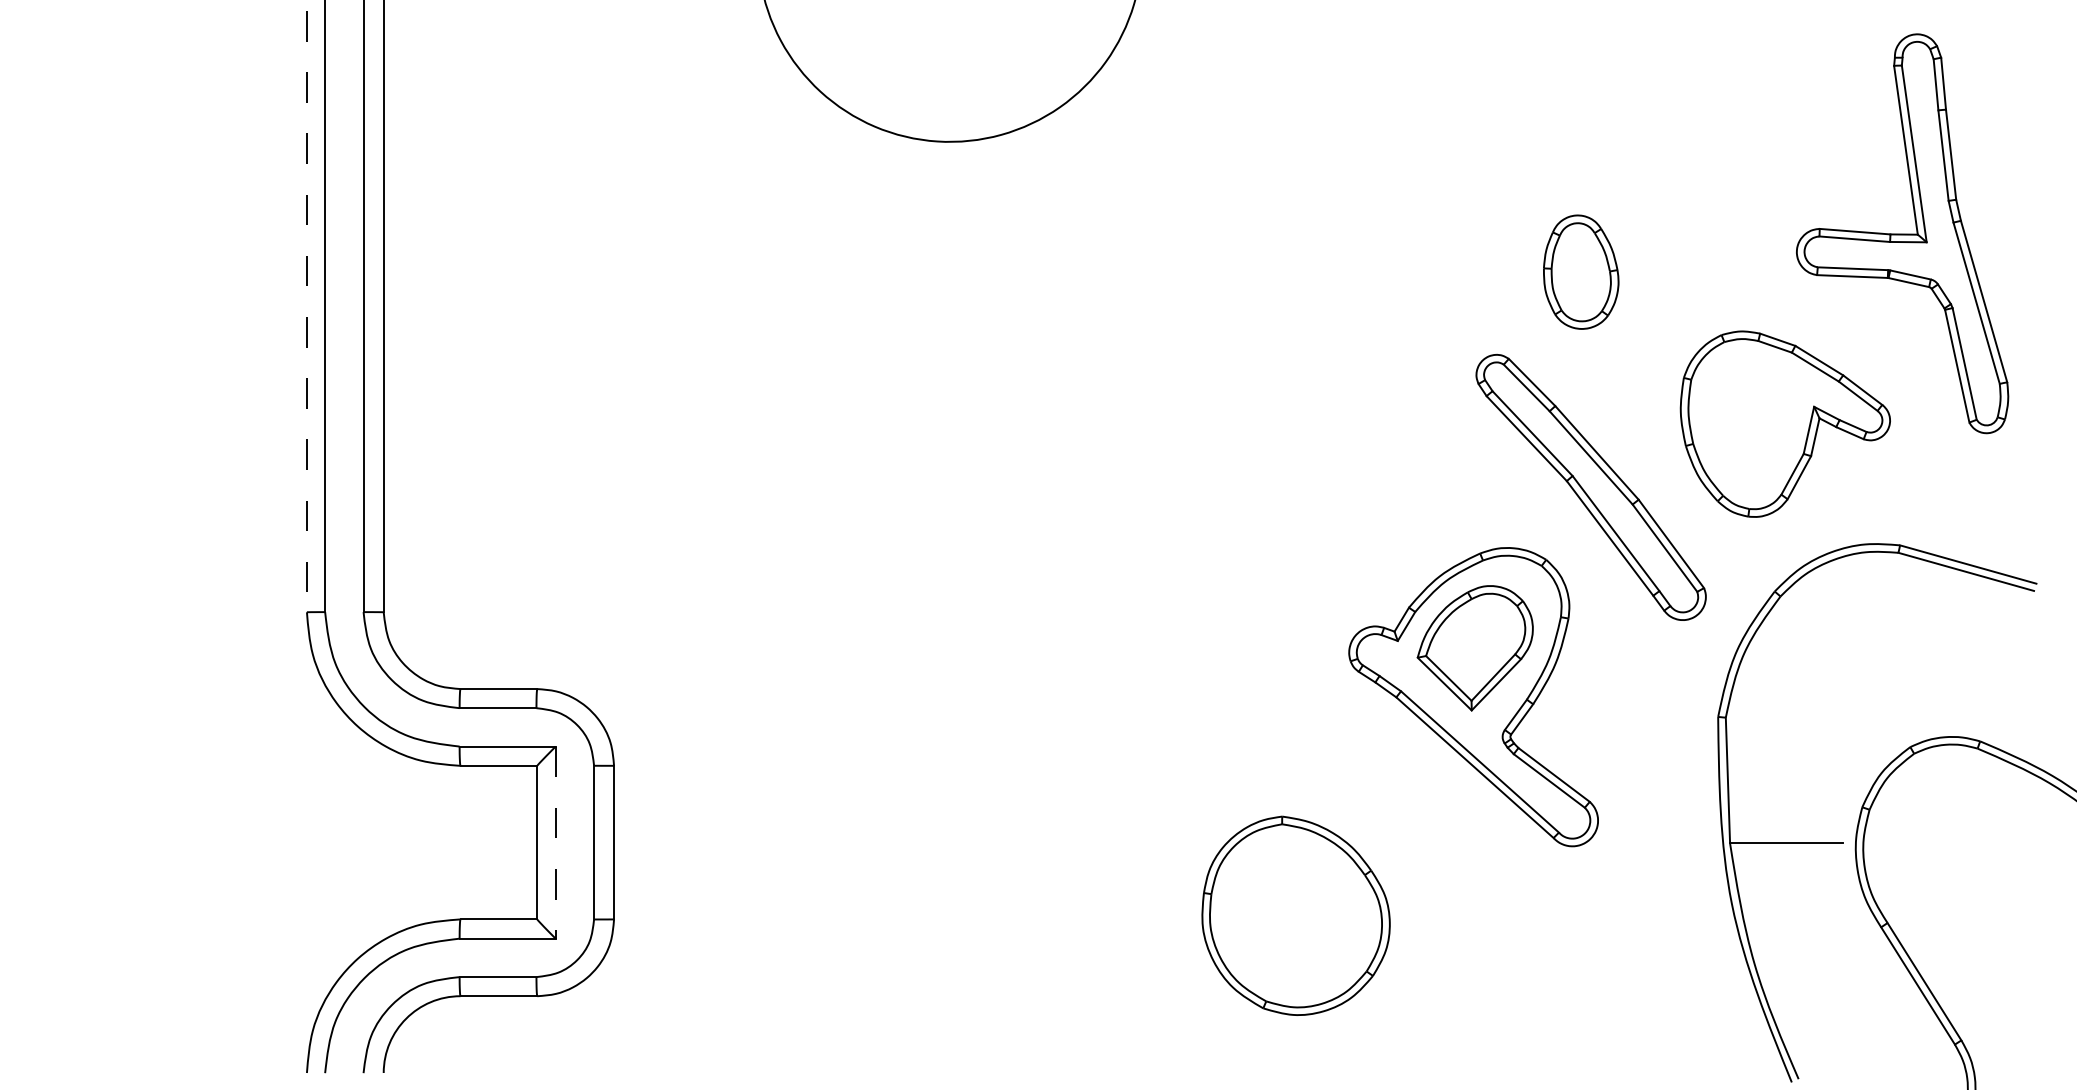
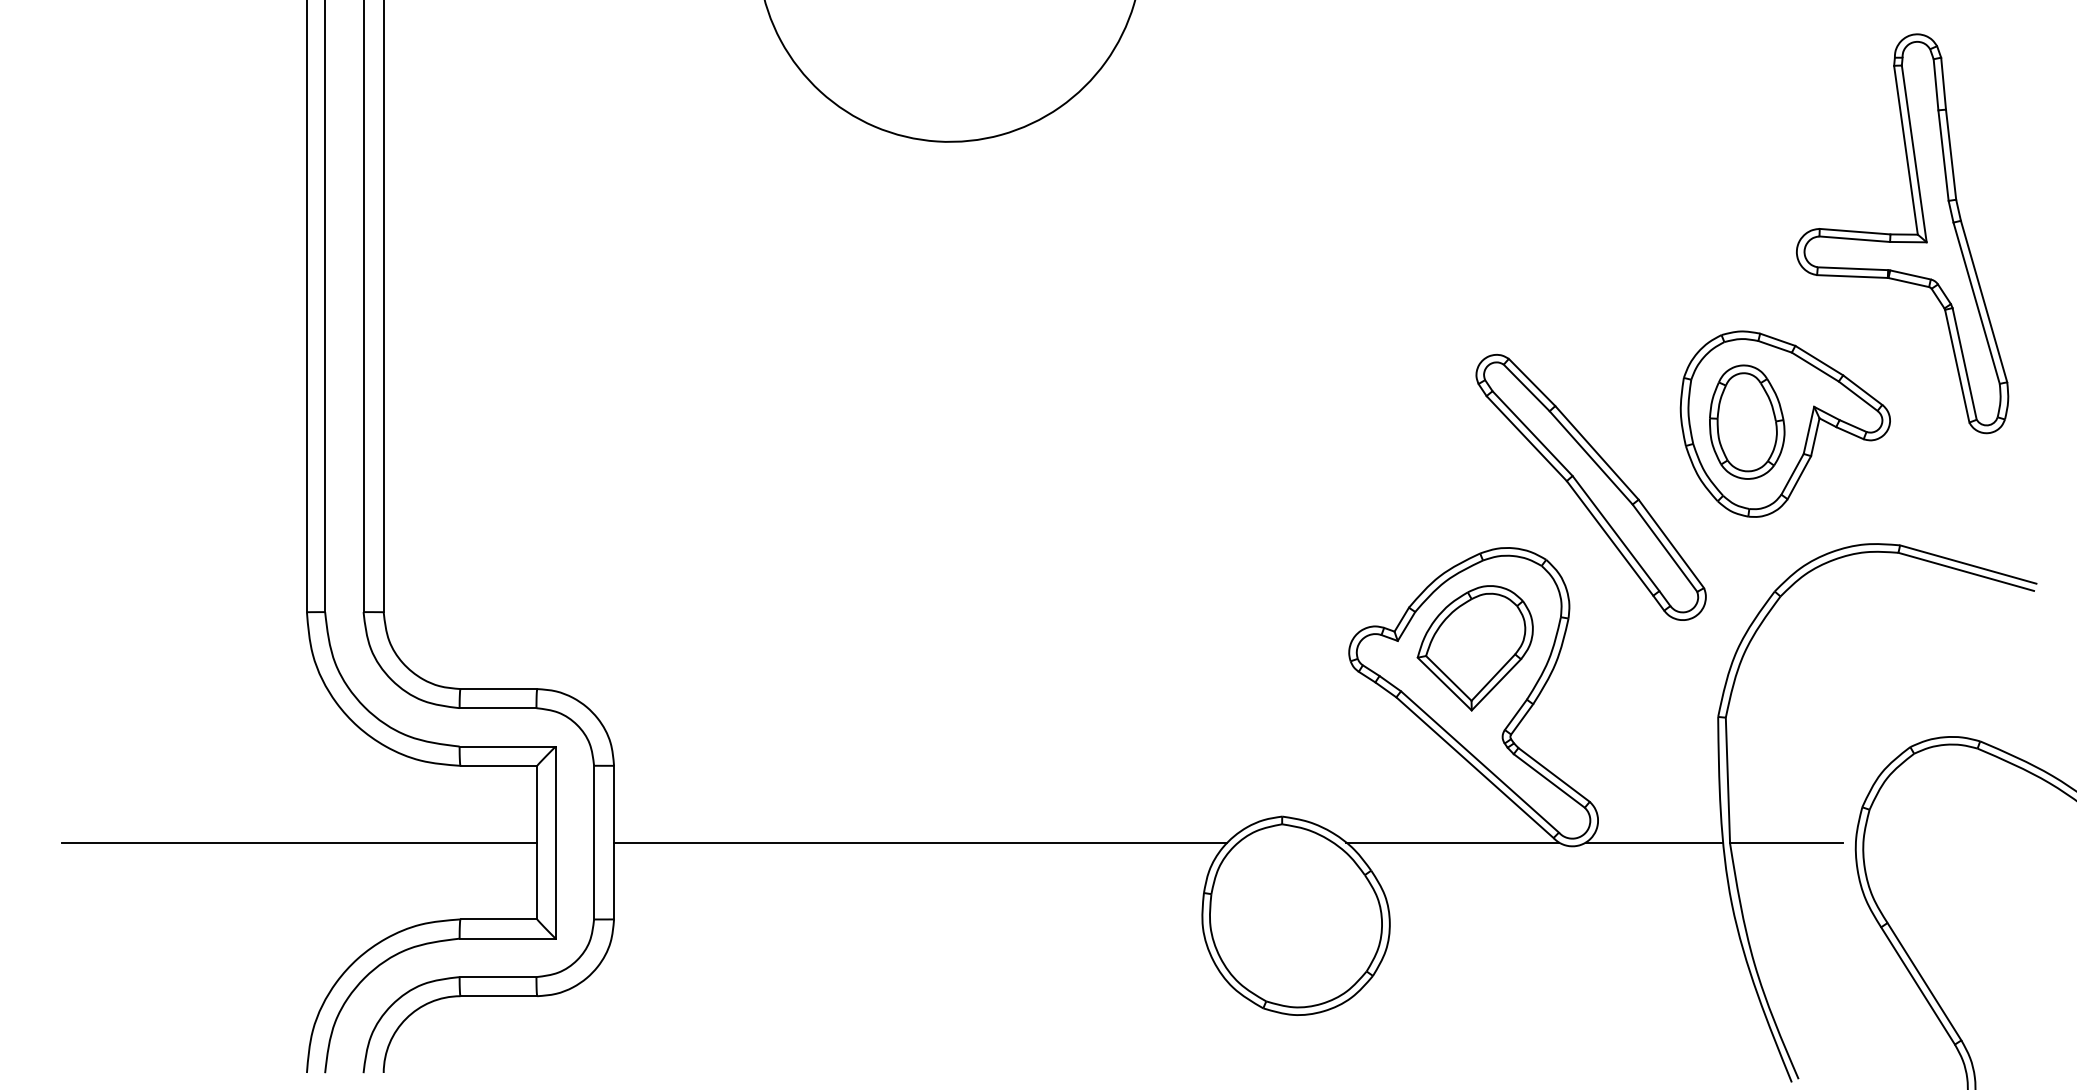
part position: (1581, 271) -> (1747, 421) (1747, 421)
line: dashed -> solid (306, 306)
line: none -> present (299, 842)
line: none -> present (920, 842)
line: none -> present (1452, 842)
line: none -> present (1653, 842)
line: dashed -> solid (555, 843)
